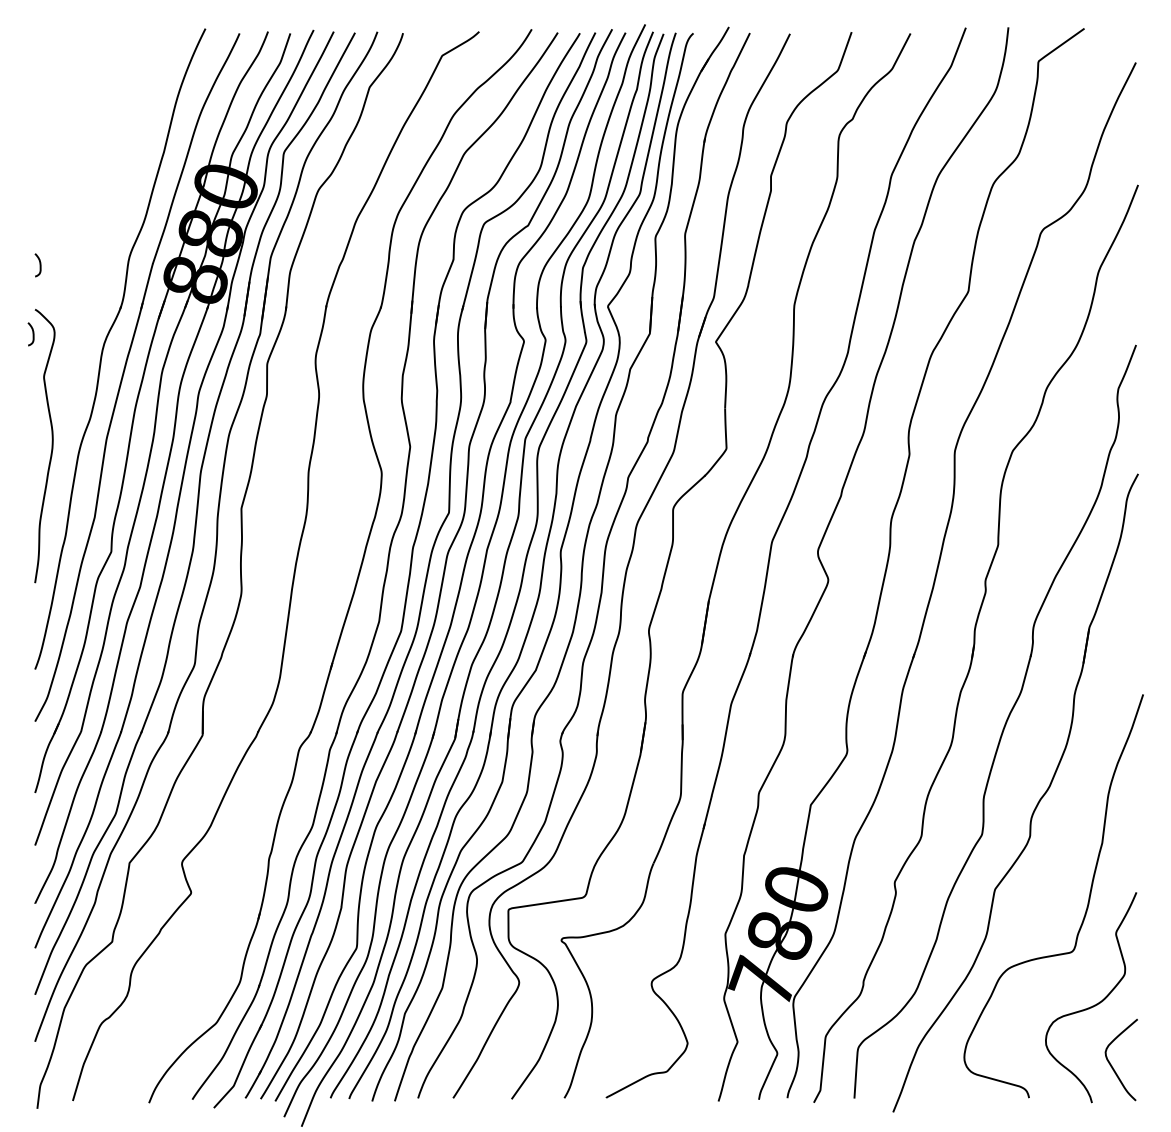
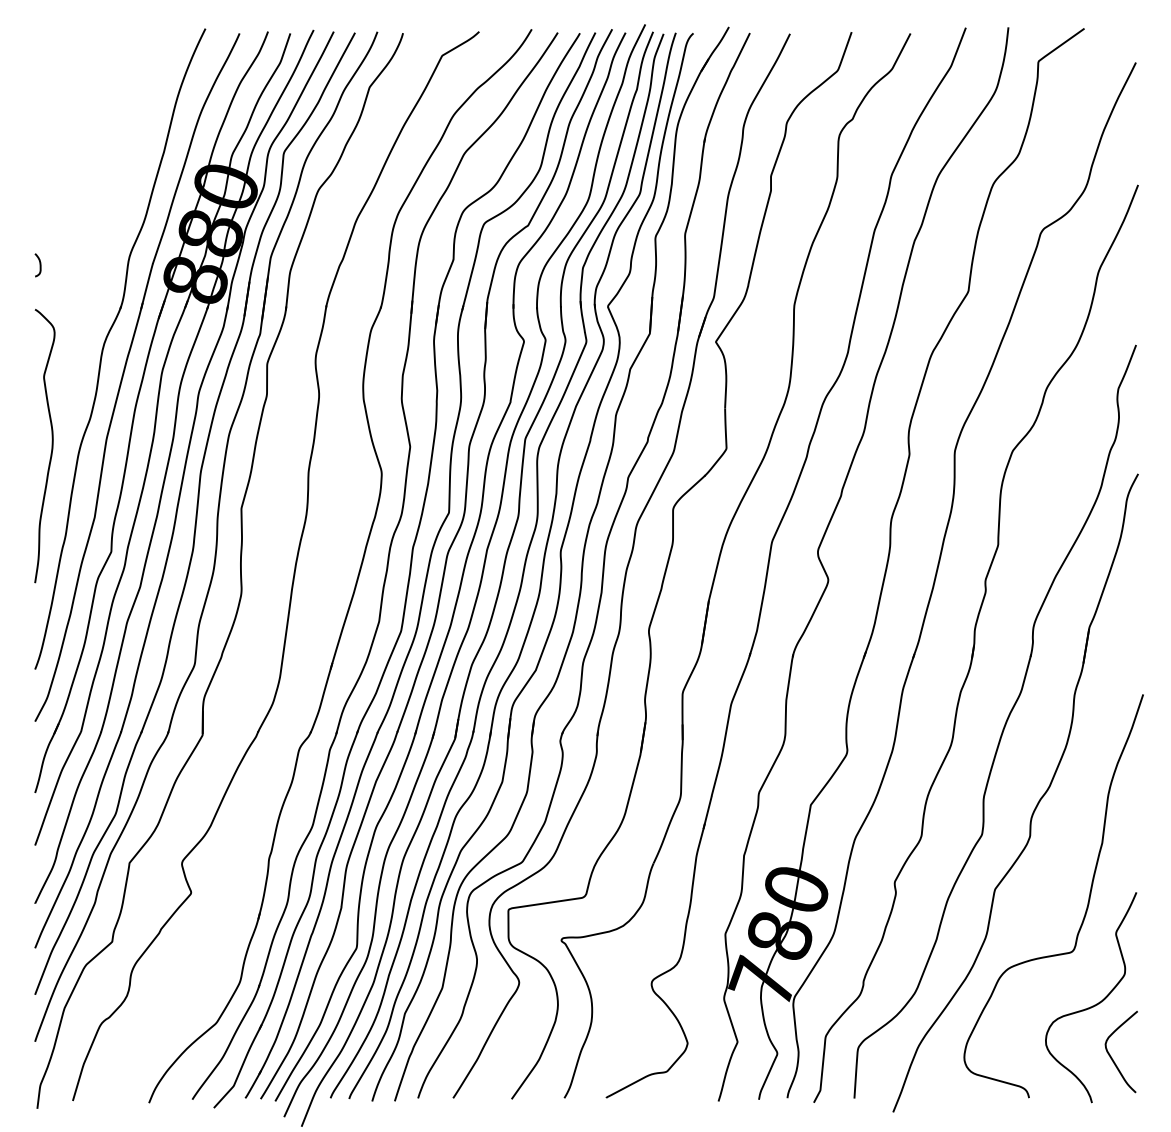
curve: present -> none (32, 334)
curve position: (1112, 1065) -> (1112, 1057) (1112, 1057)
